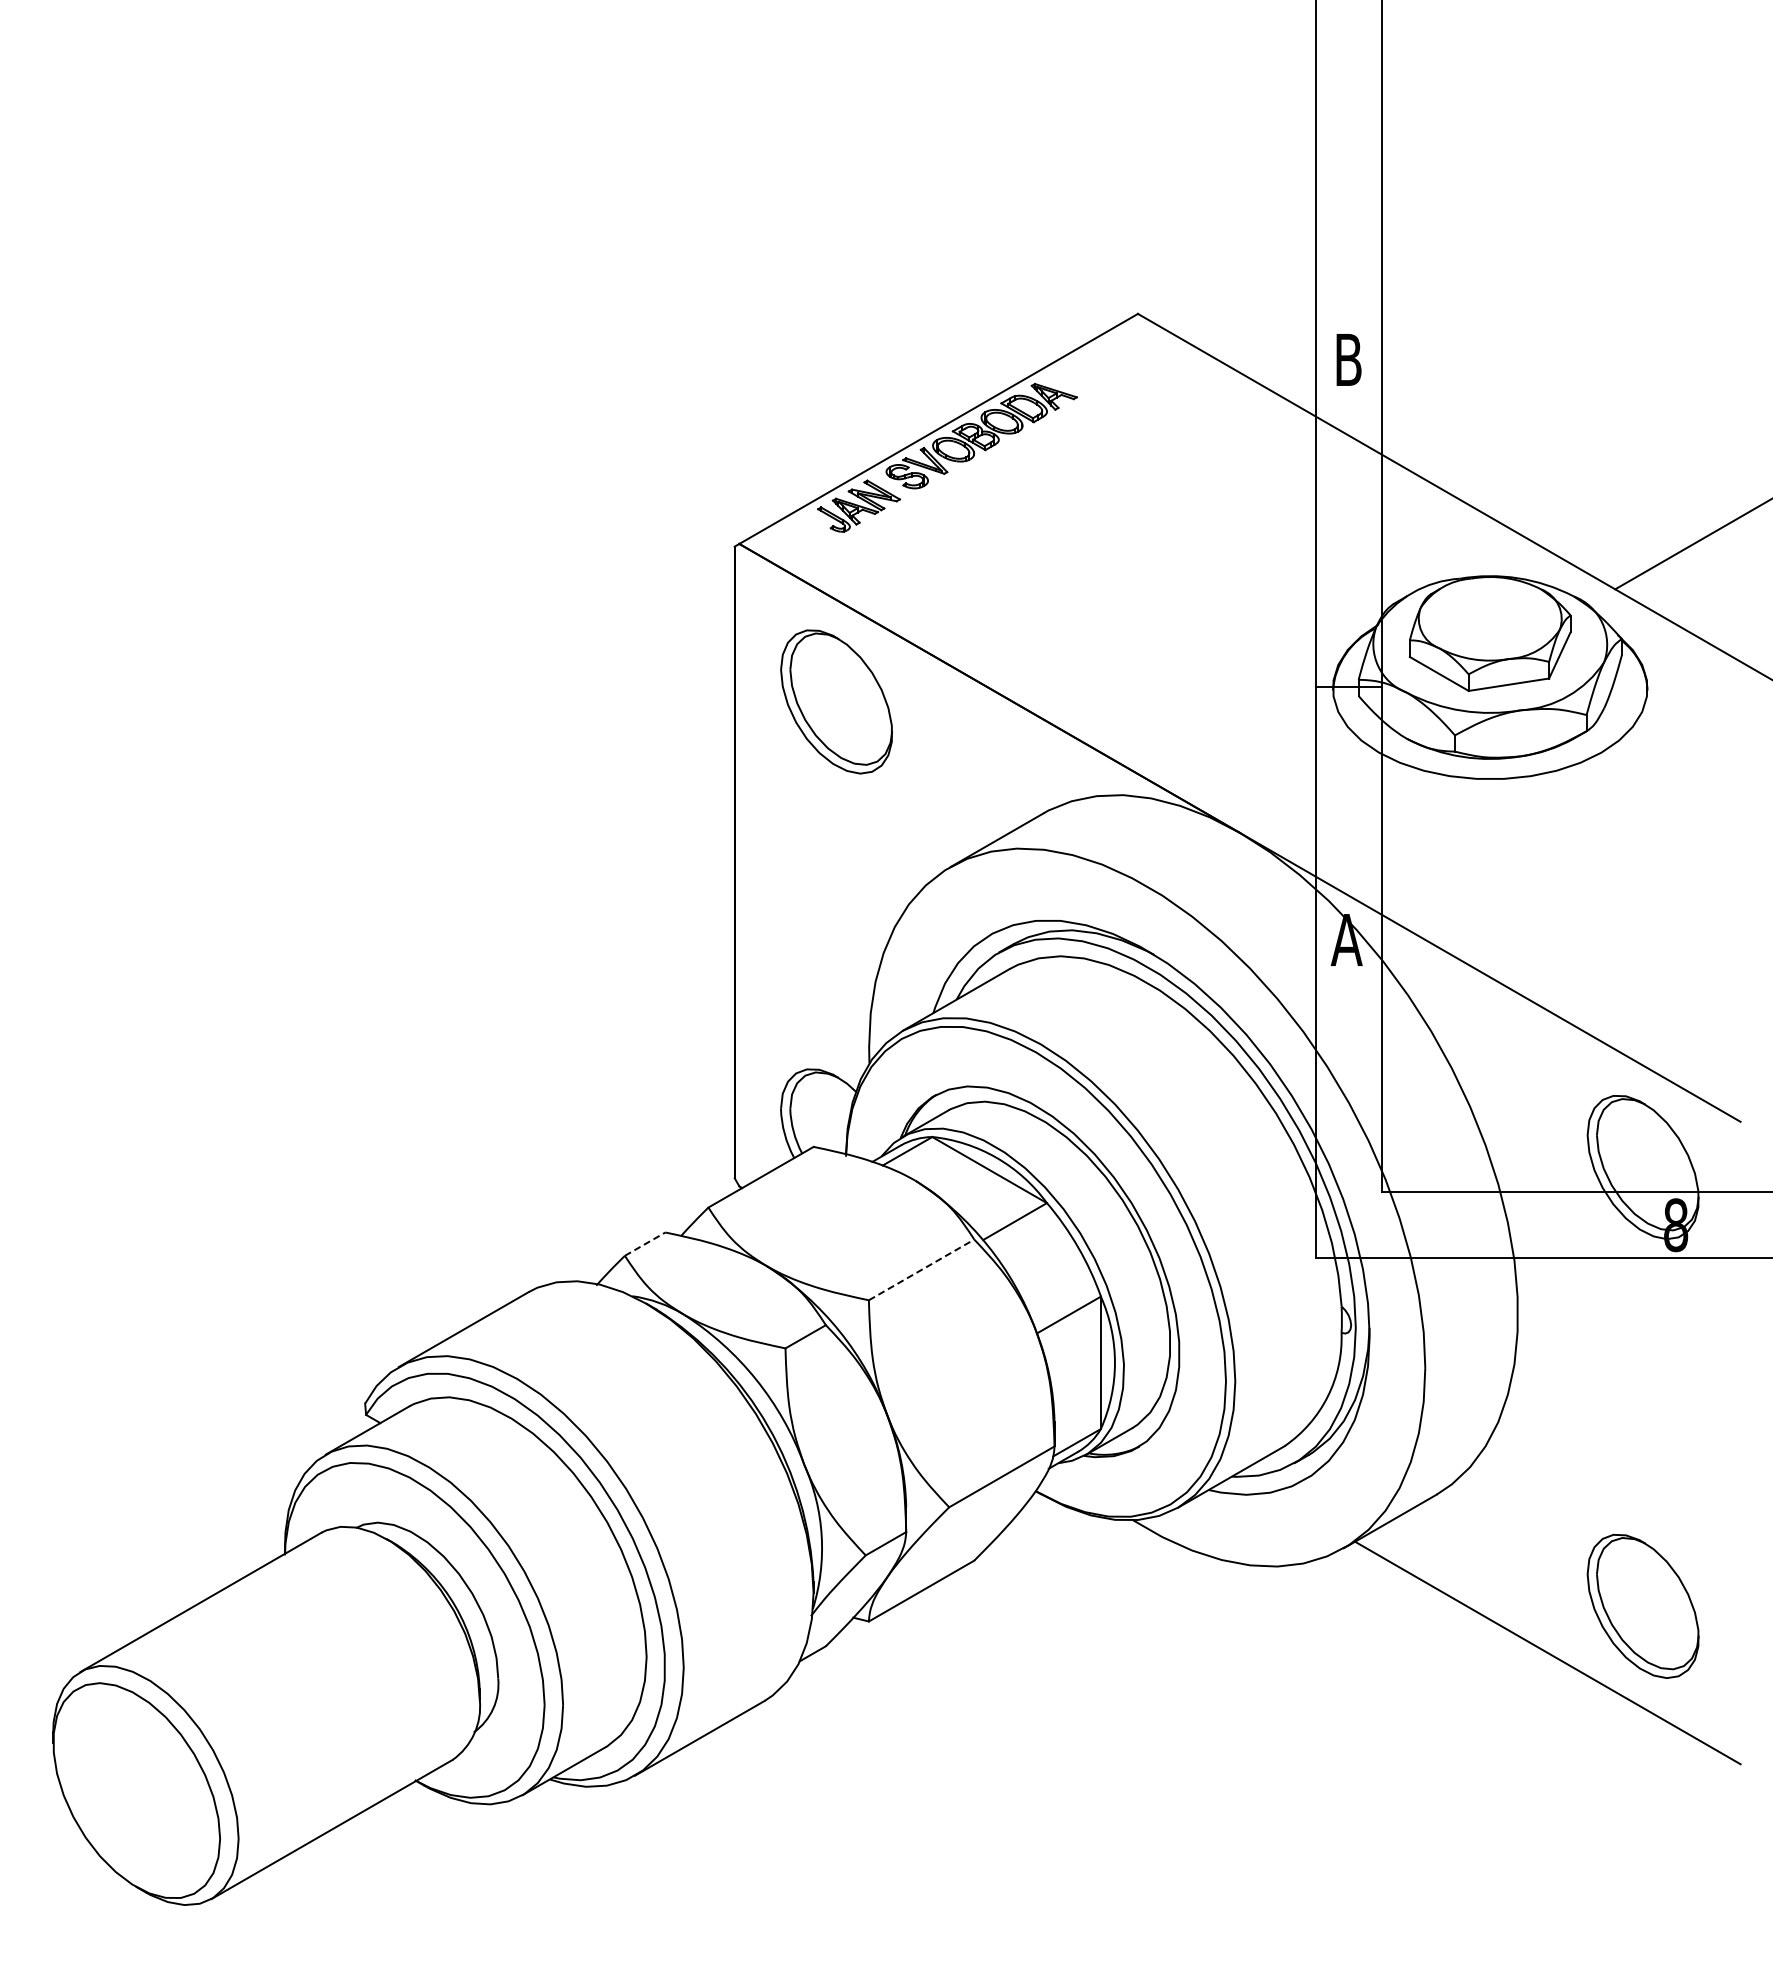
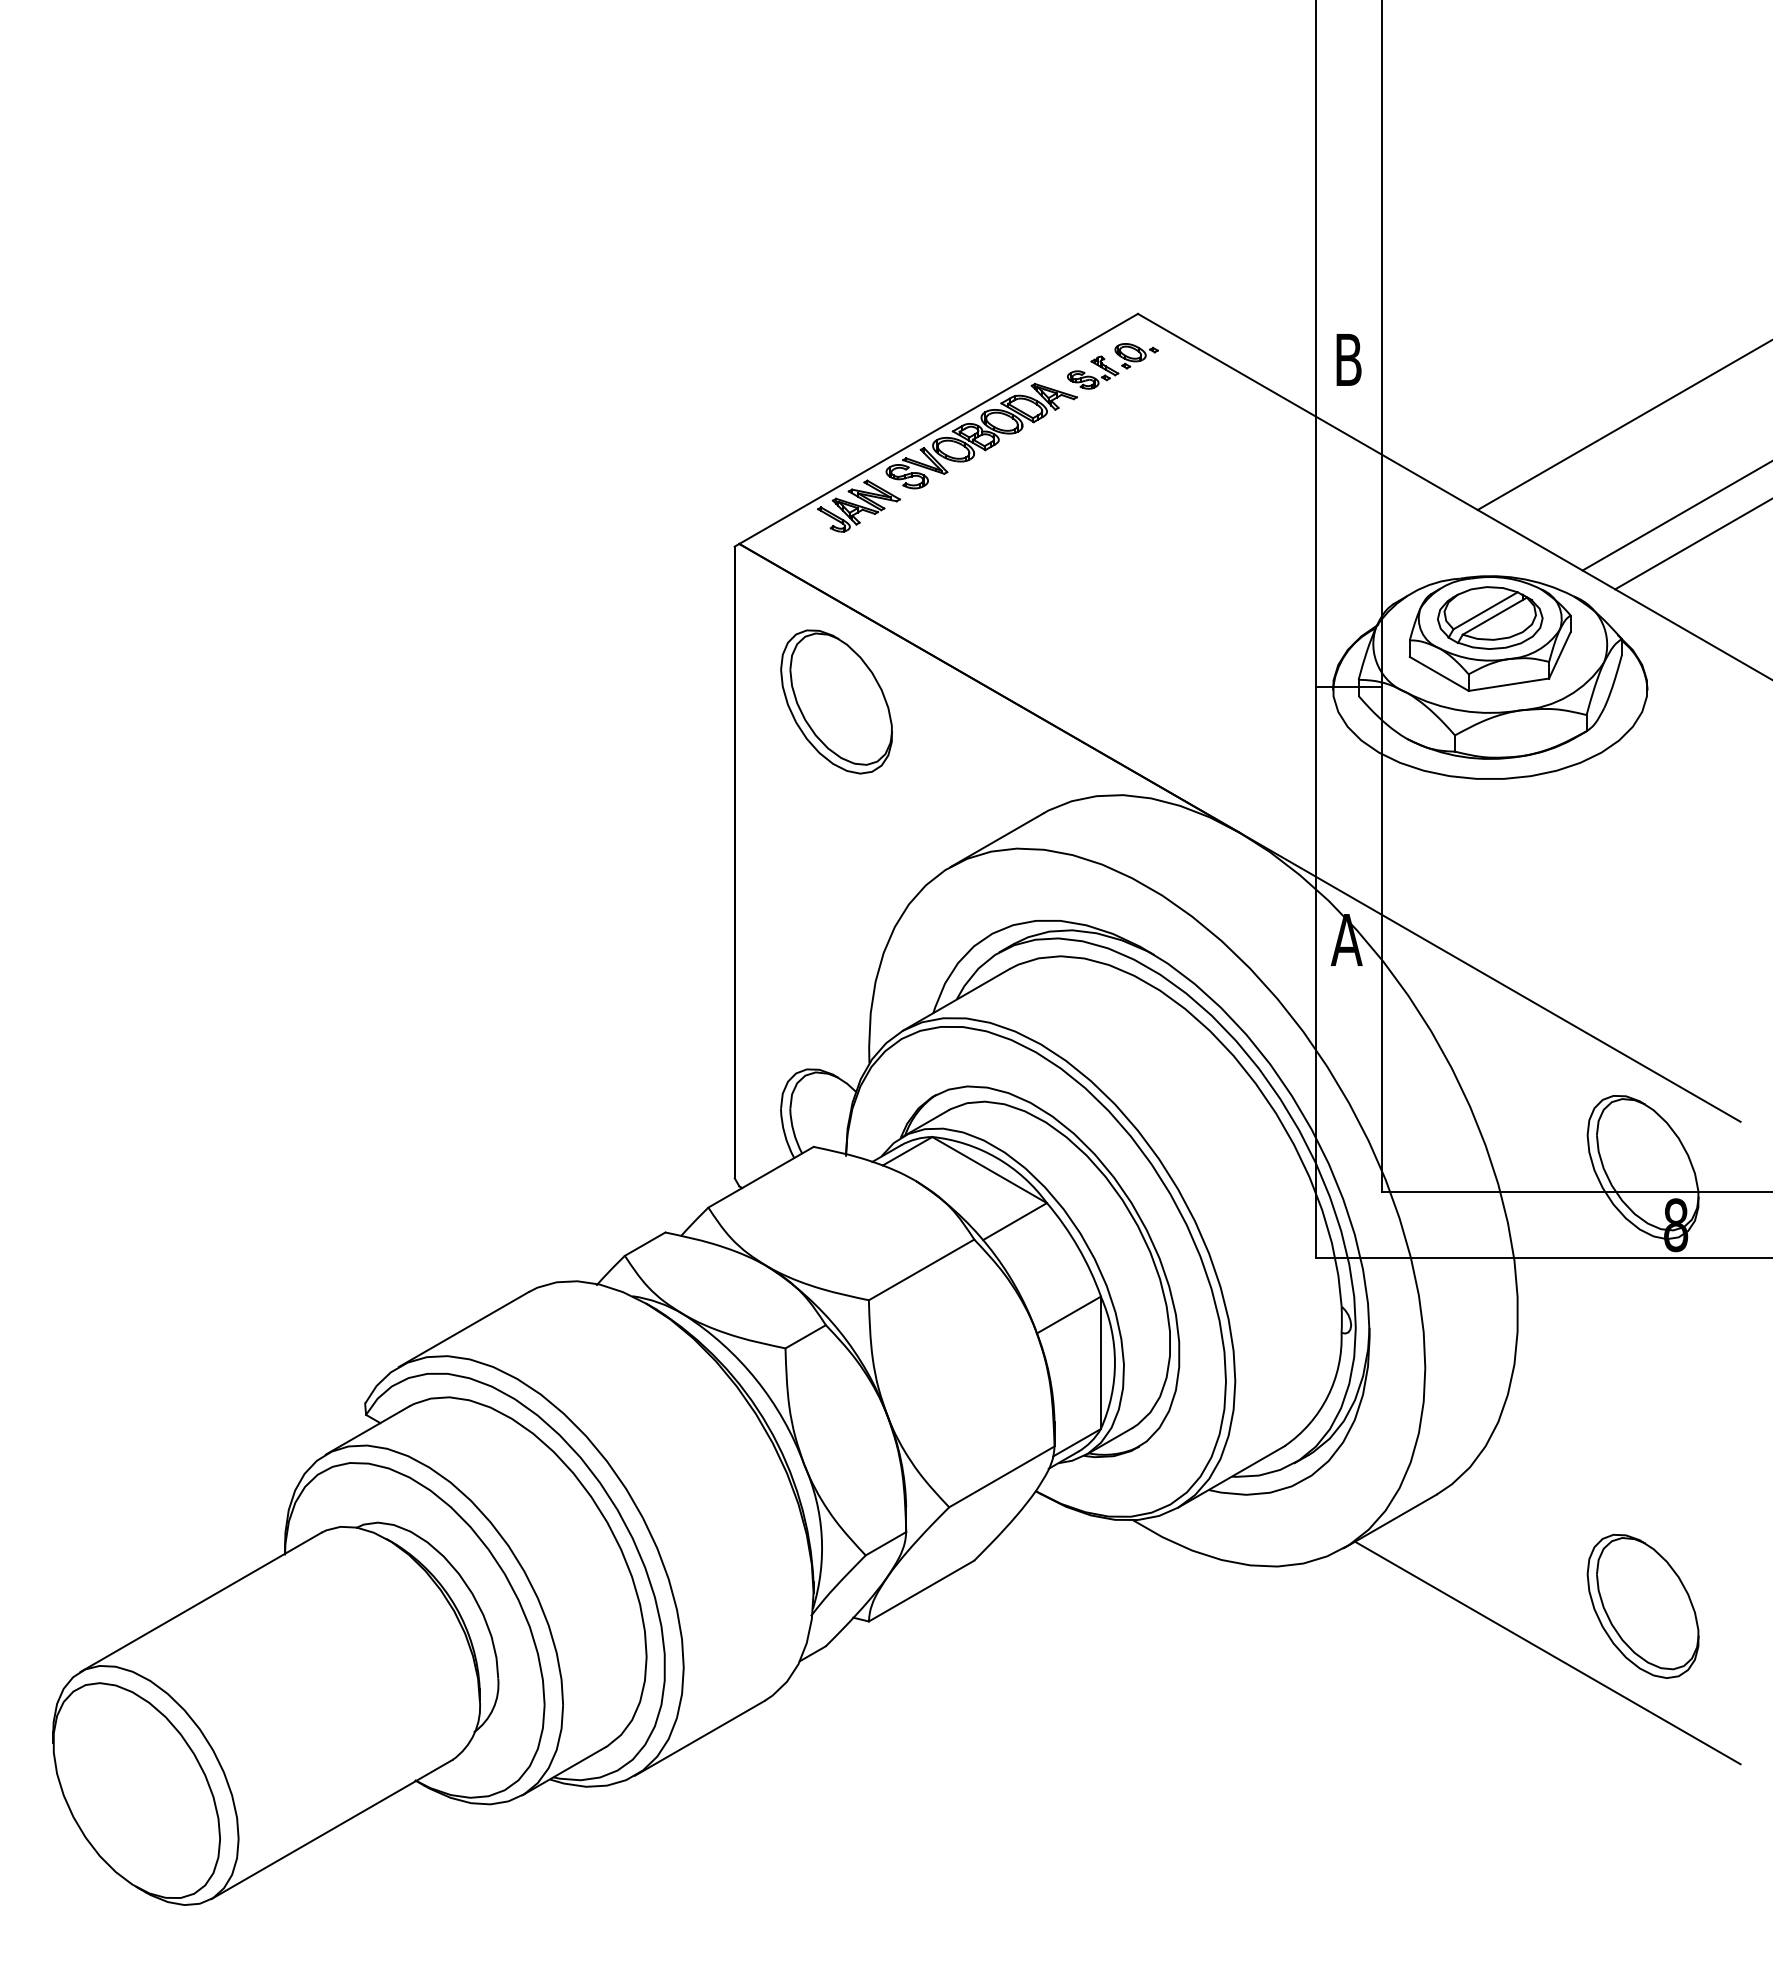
part: none -> present (1112, 366)
line: none -> present (1623, 425)
line: none -> present (1675, 516)
part: none -> present (1490, 617)
line: dashed -> solid (645, 1243)
line: dashed -> solid (921, 1269)
